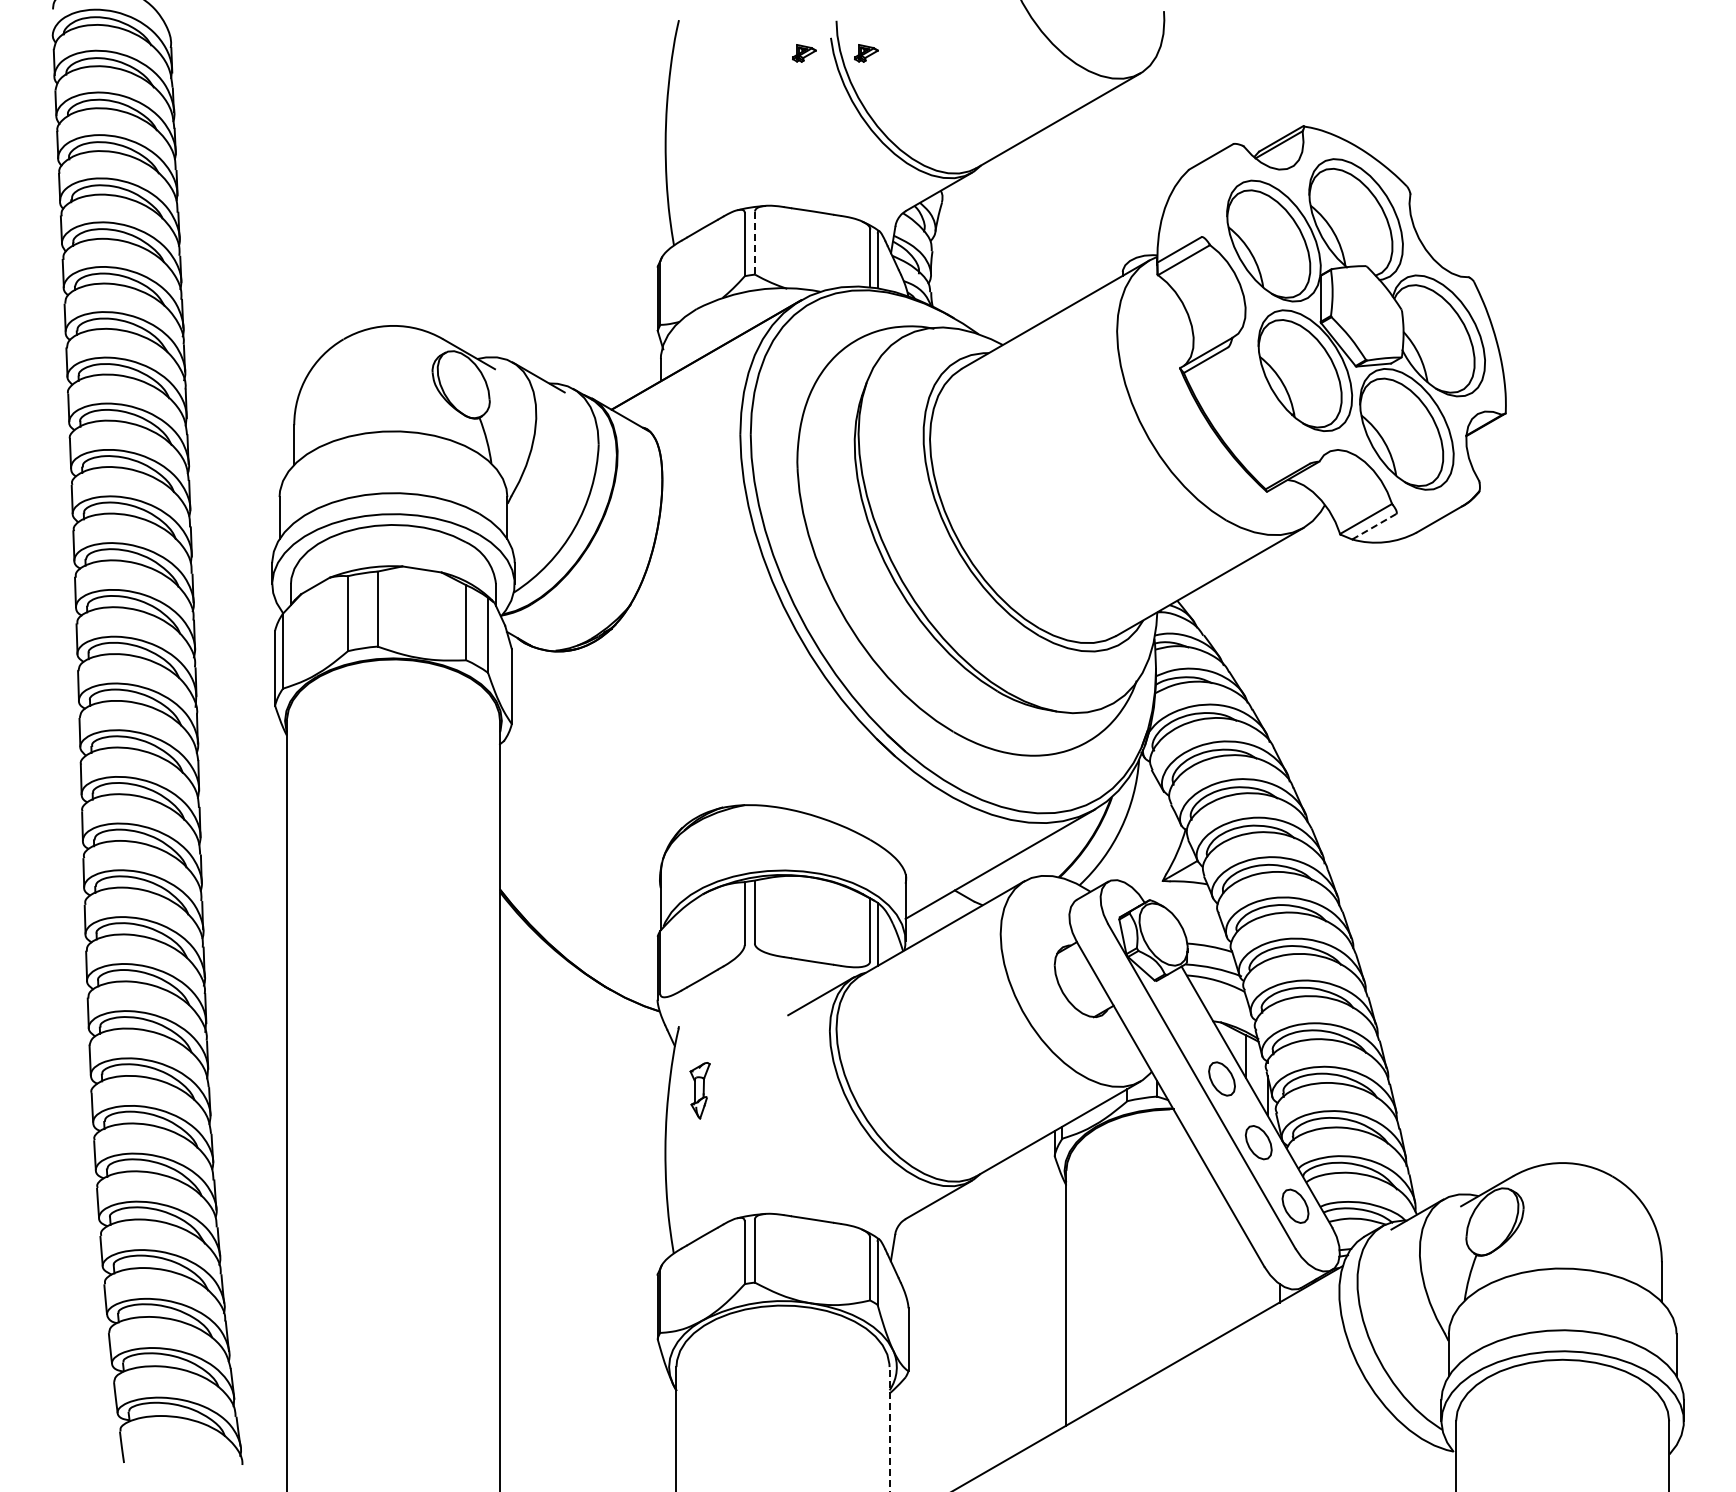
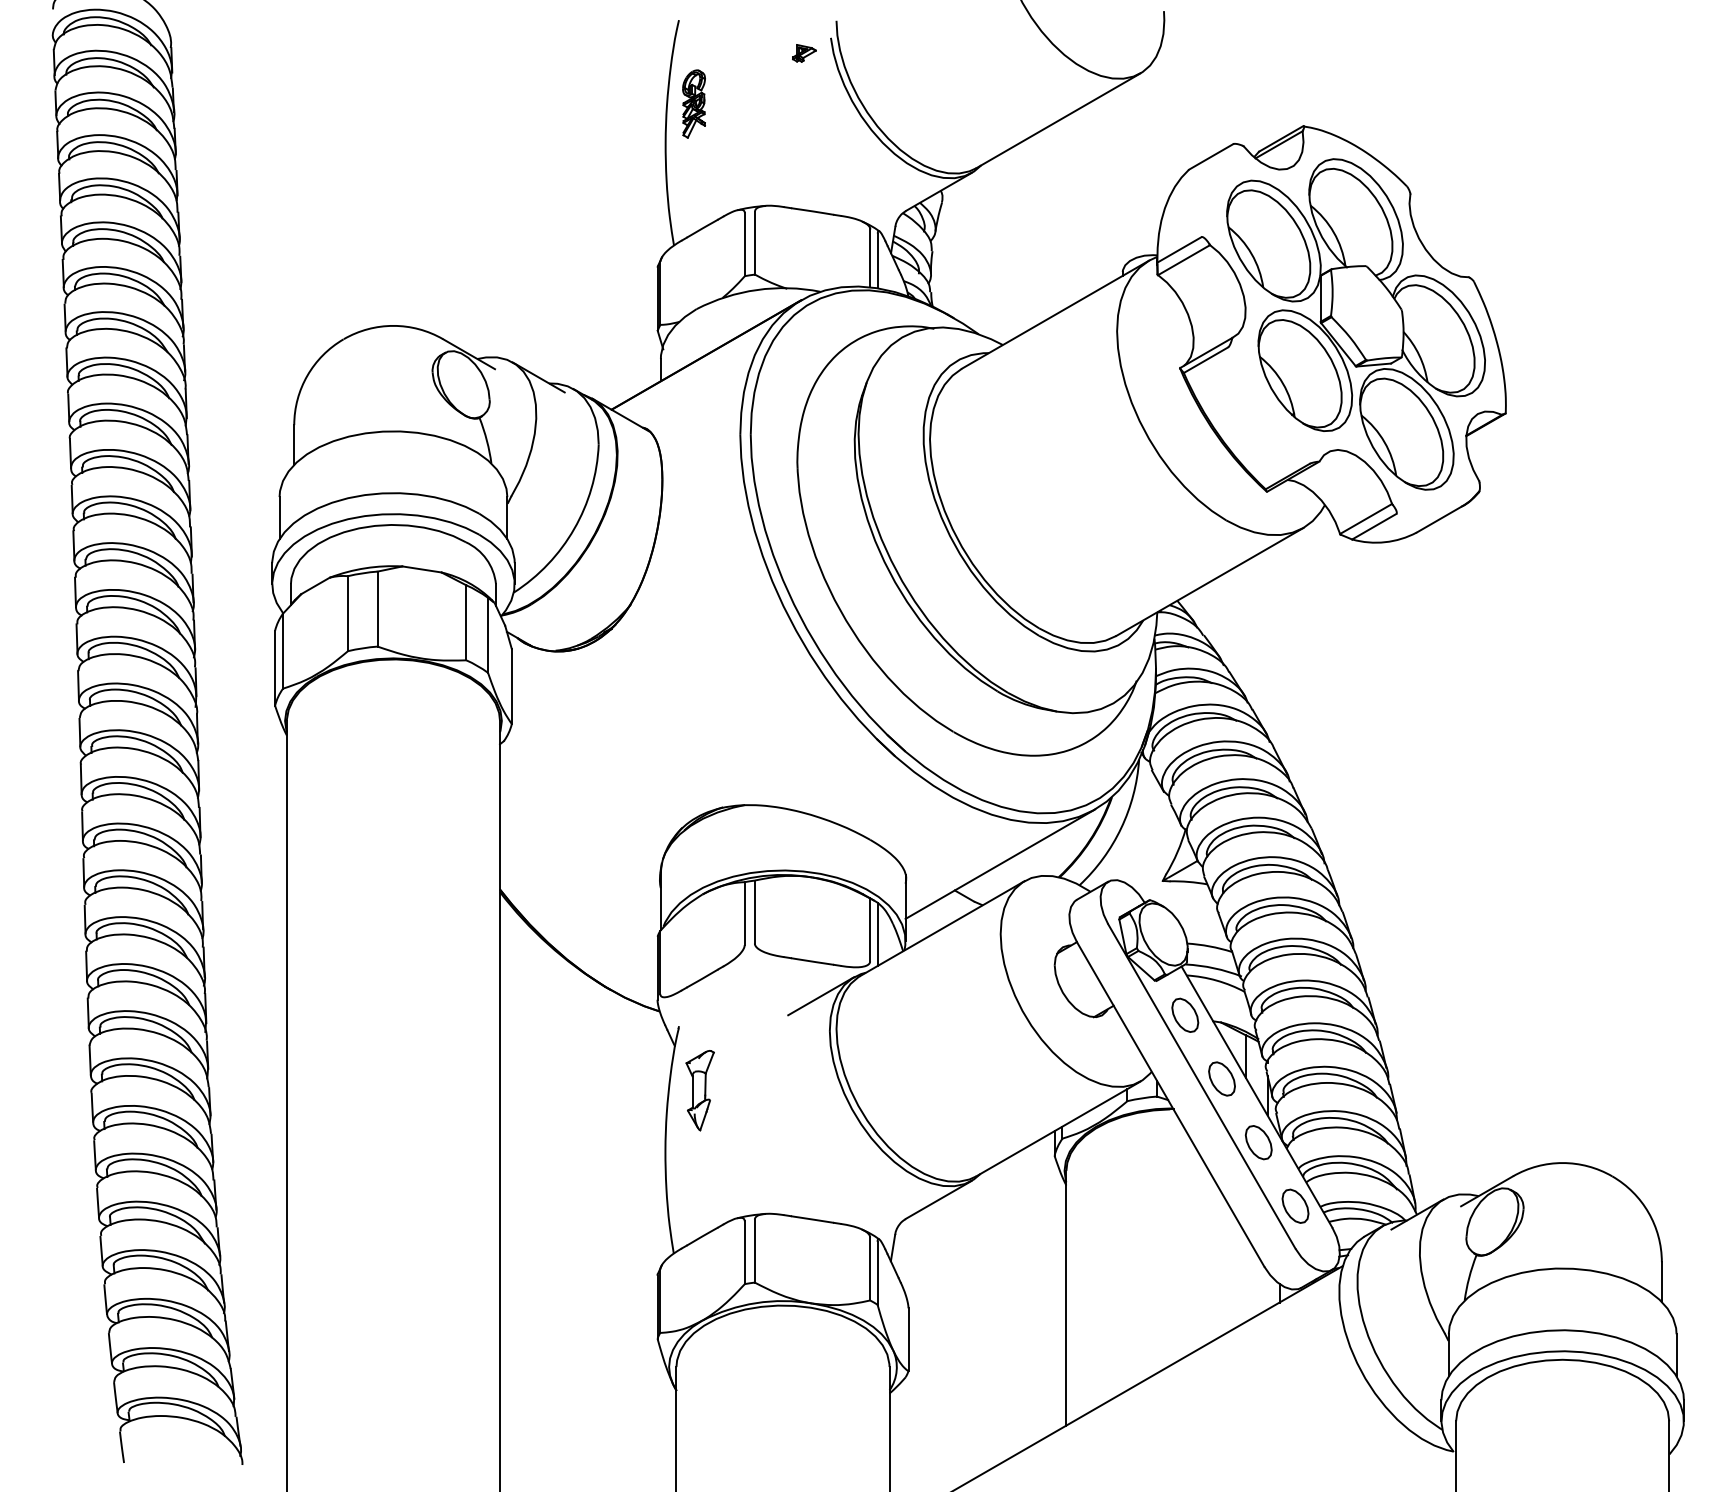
part: present -> none (866, 53)
part: none -> present (693, 103)
line: dashed -> solid (755, 243)
line: dashed -> solid (1374, 526)
part: none -> present (1185, 1014)
part size: 22x58 px -> 30x82 px (699, 1090)
line: dashed -> solid (889, 1428)
